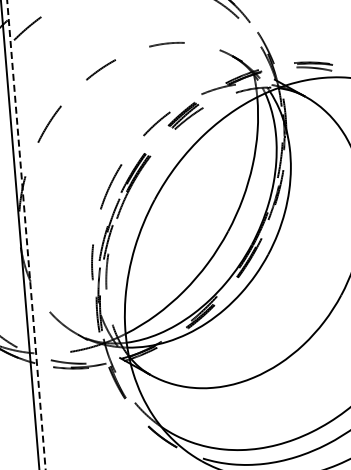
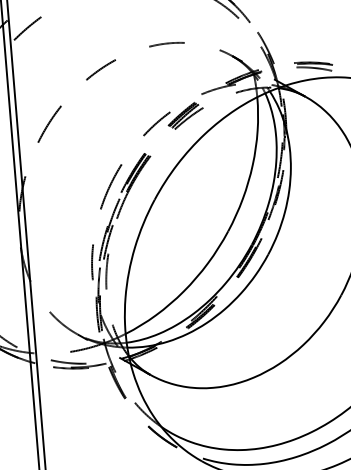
line: dashed -> solid (26, 234)
